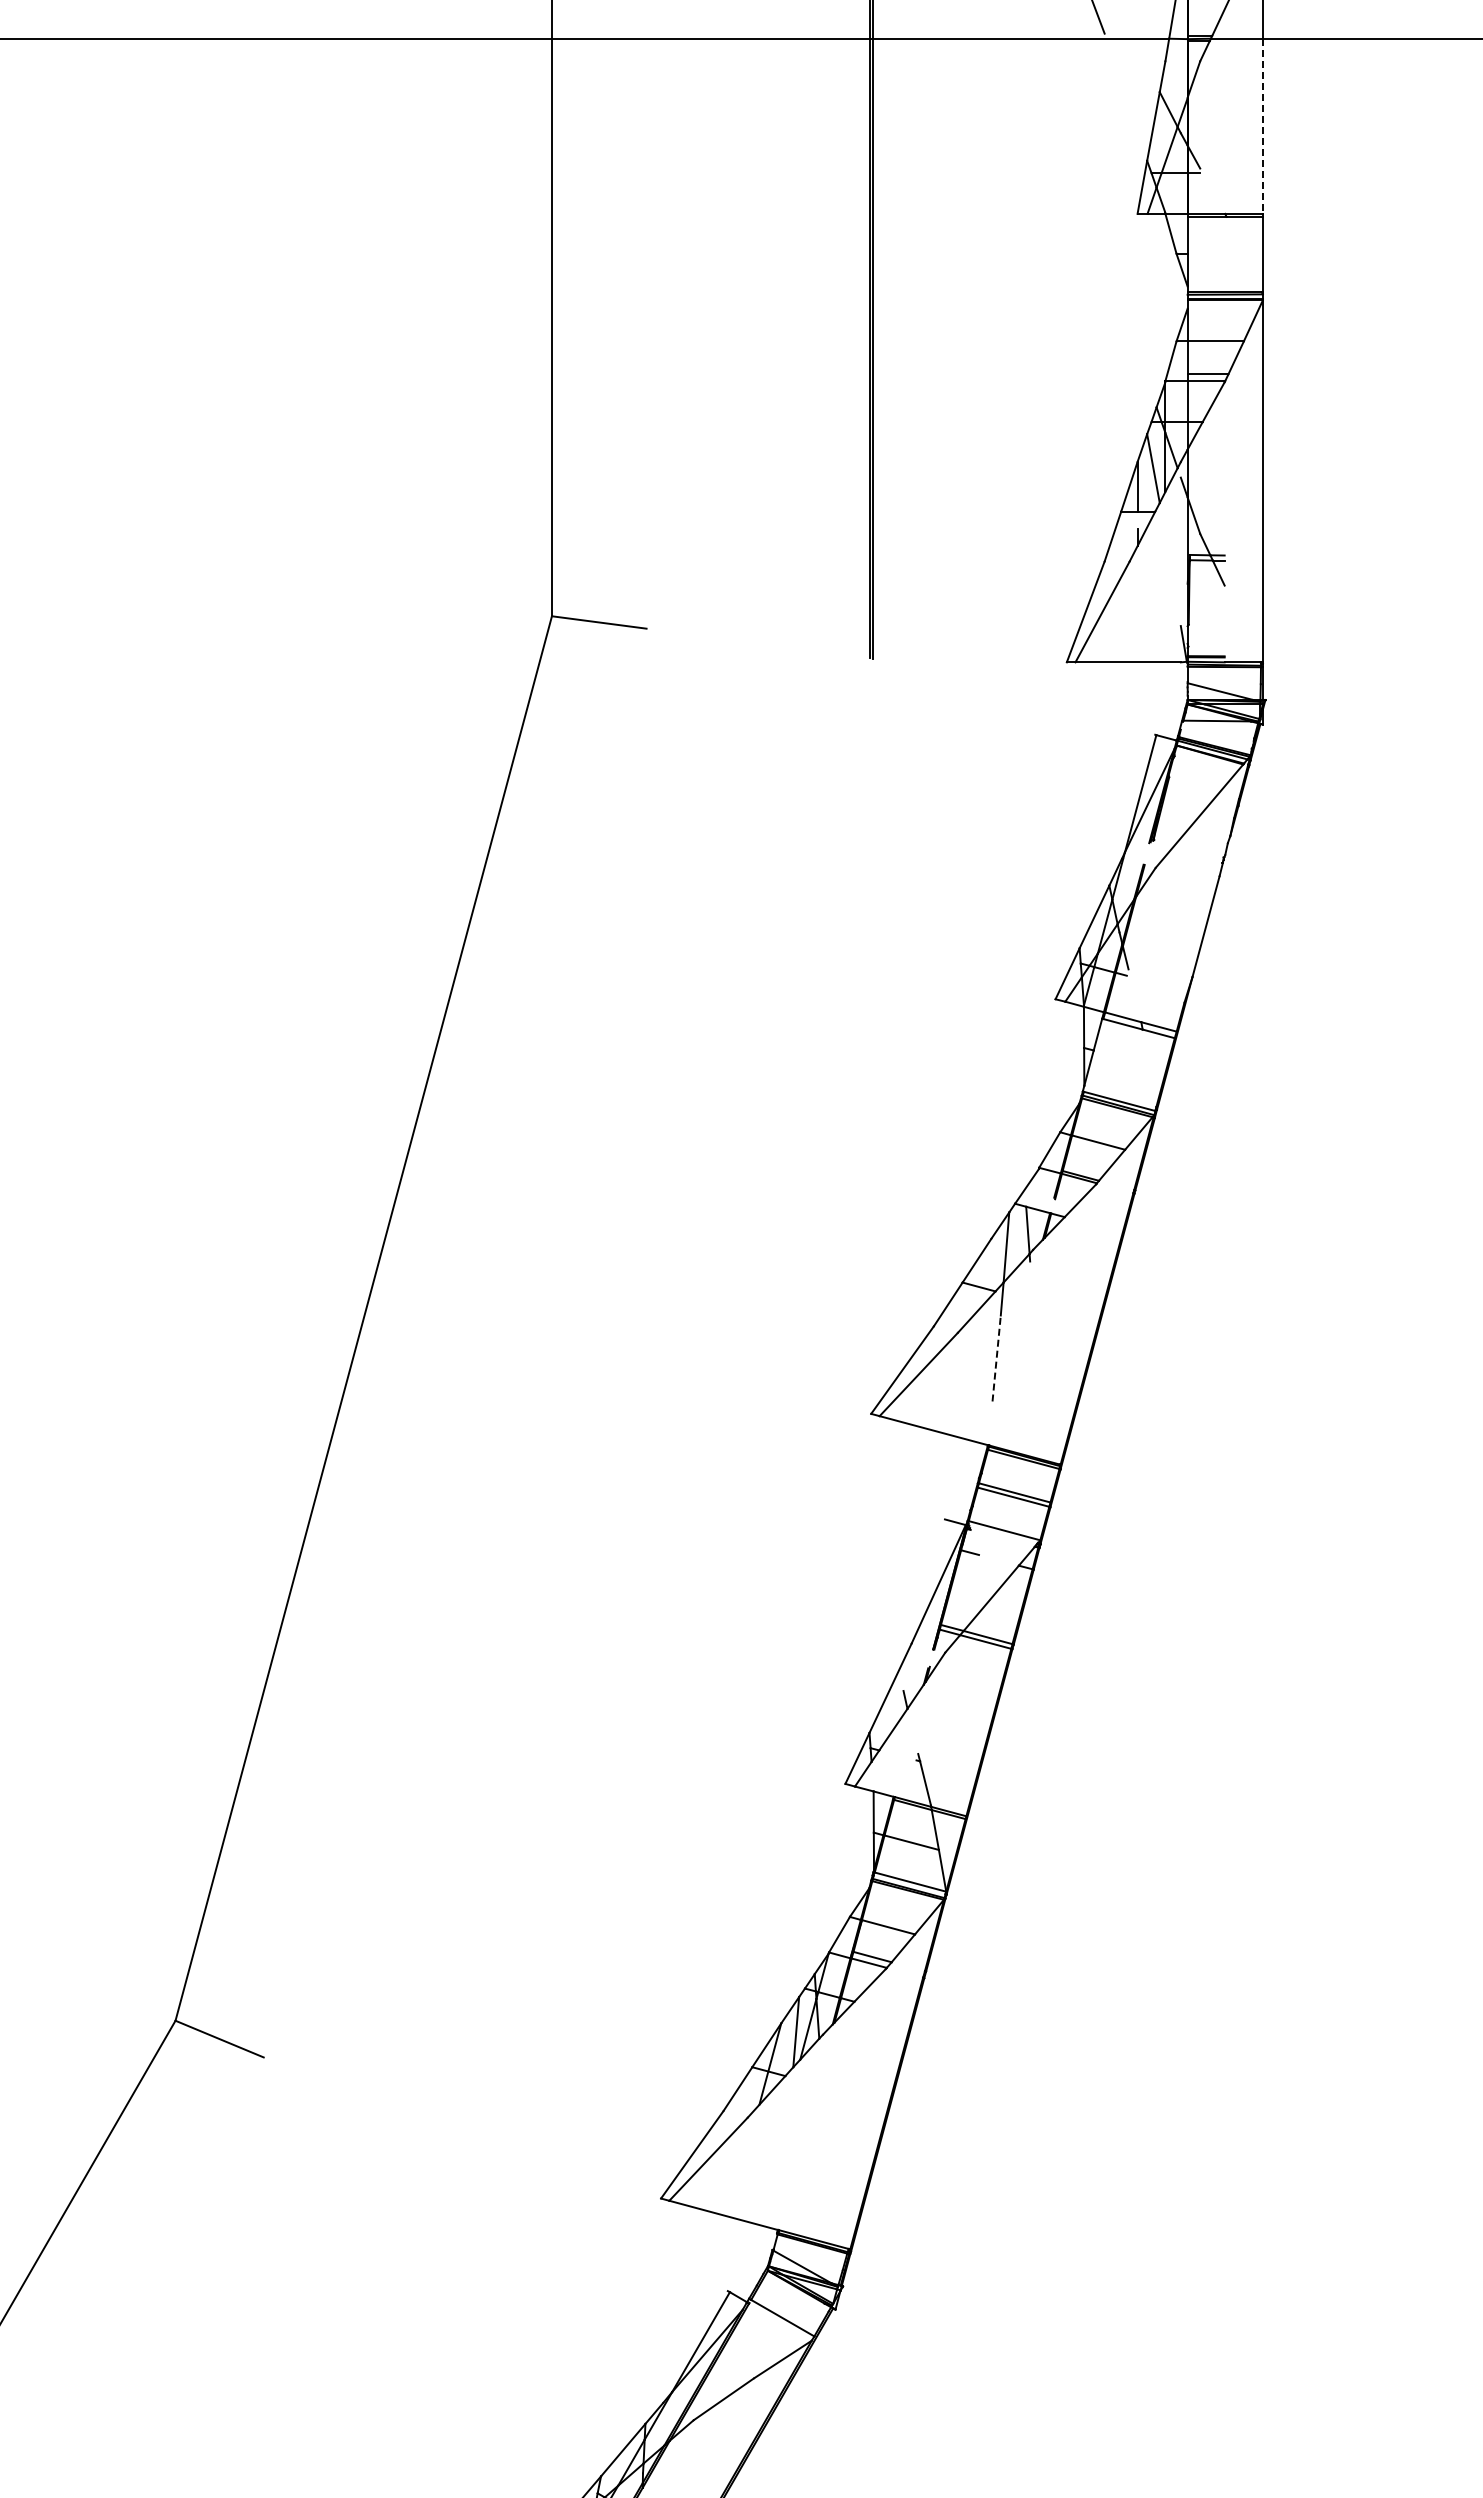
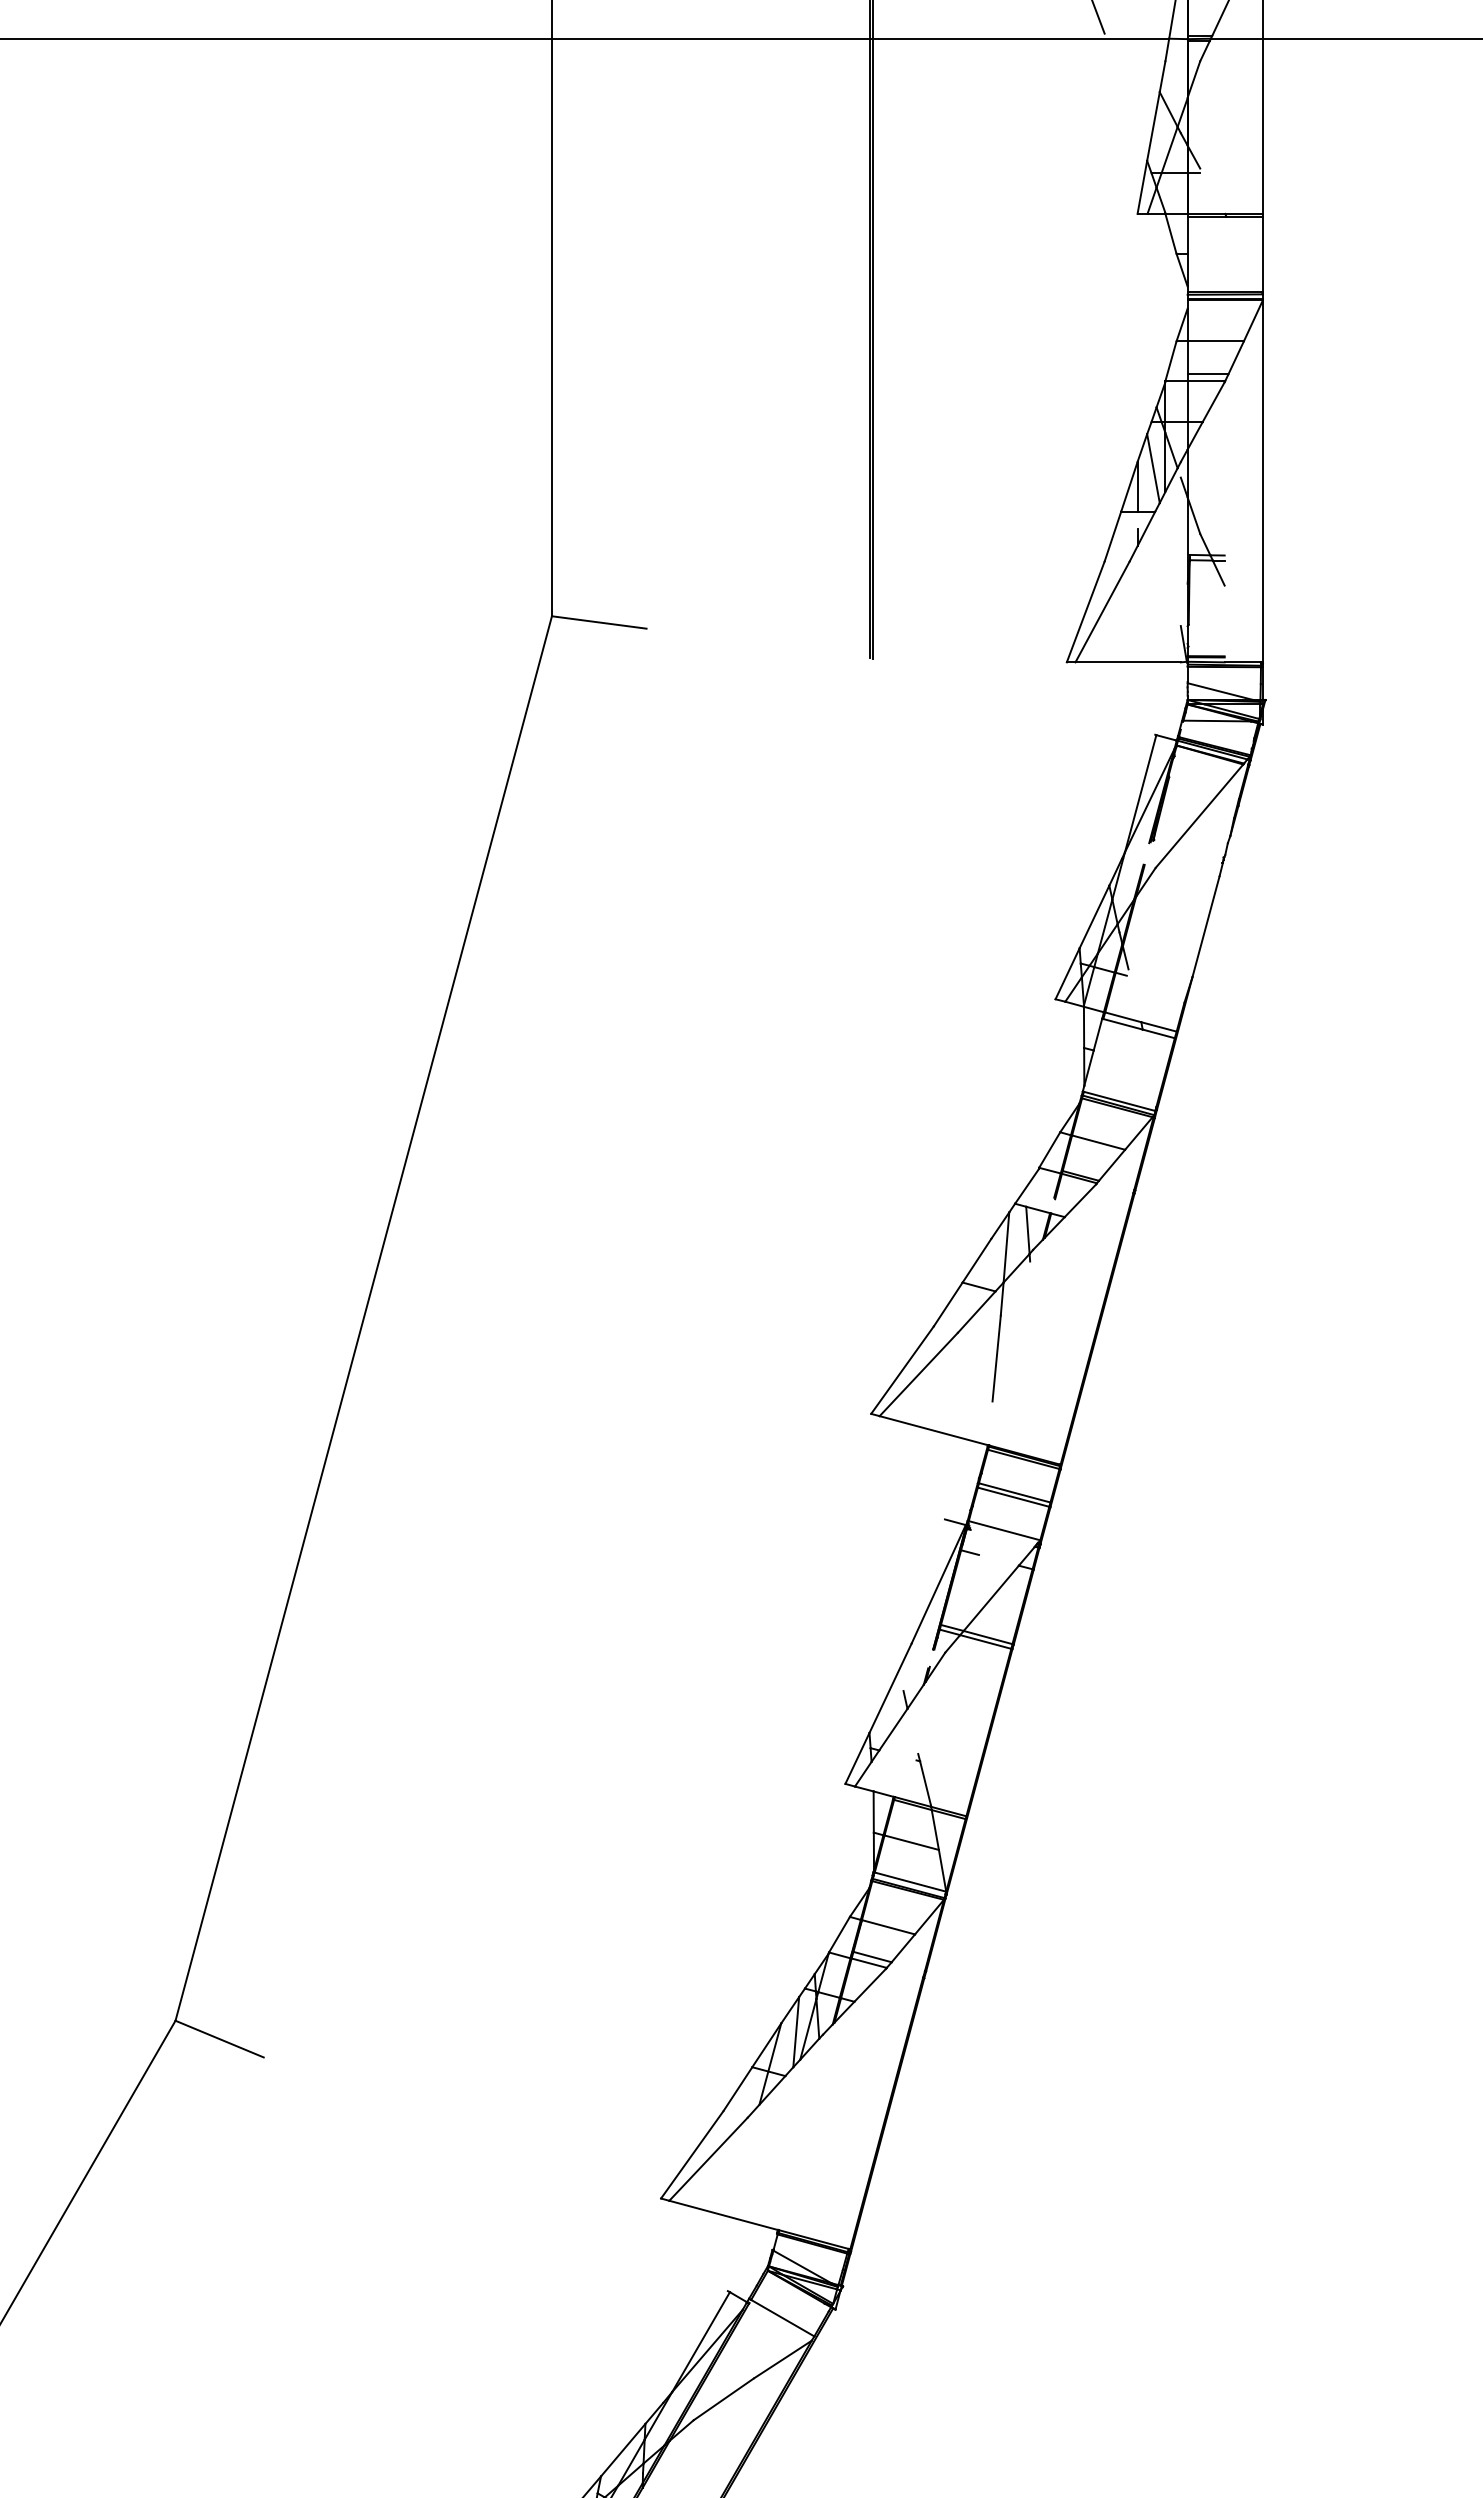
line: dashed -> solid (1262, 126)
line: dashed -> solid (996, 1358)
